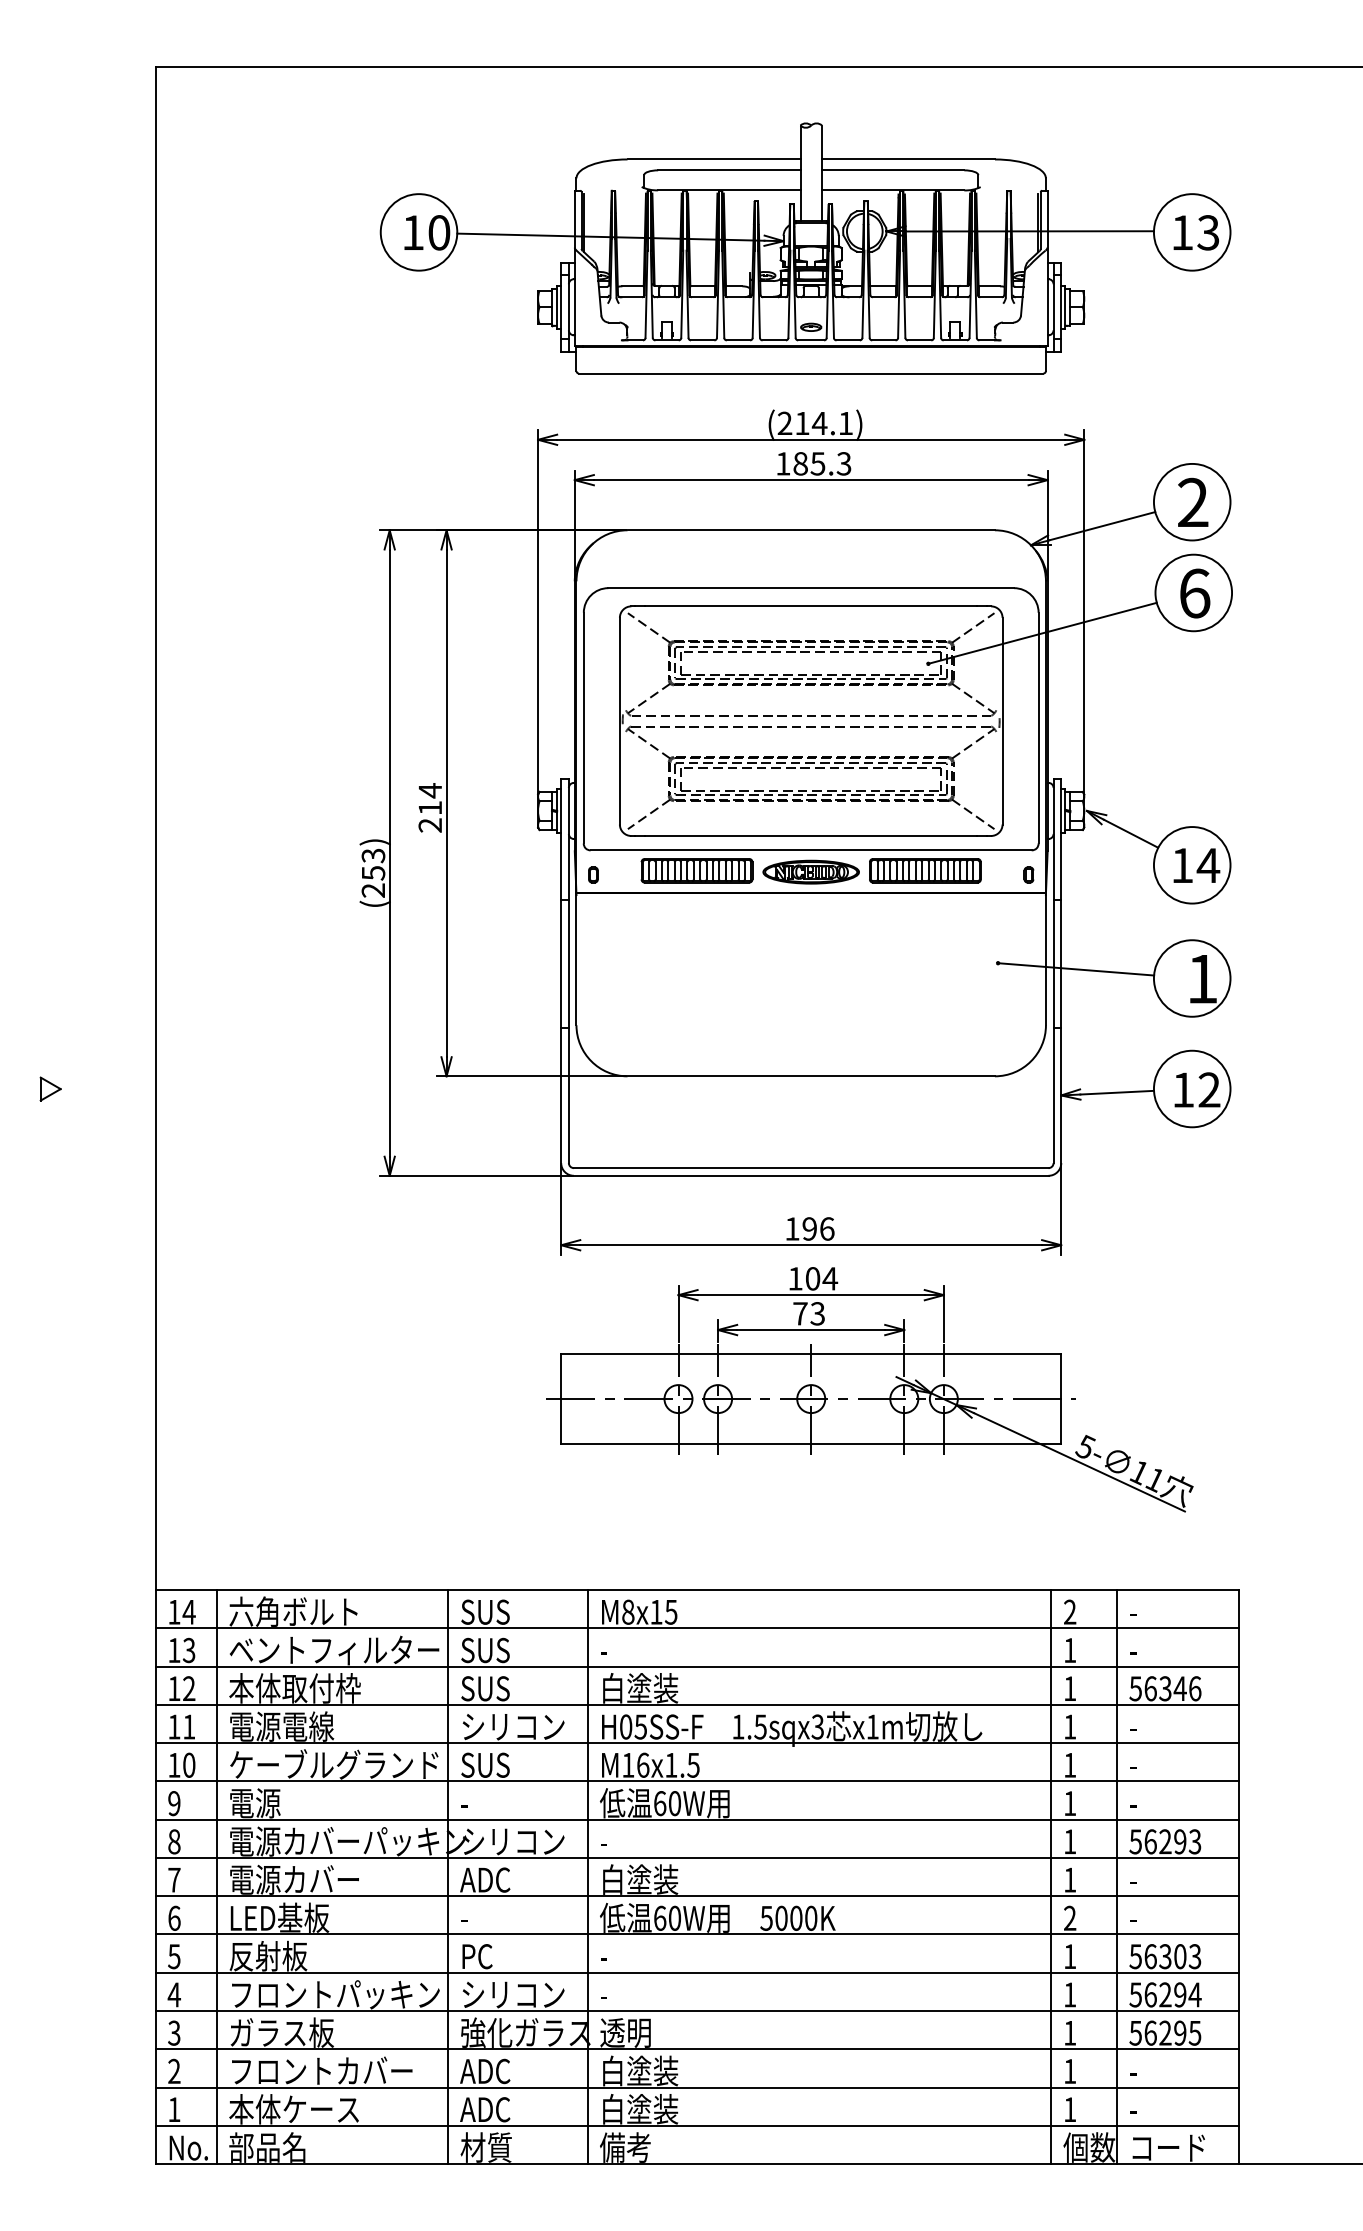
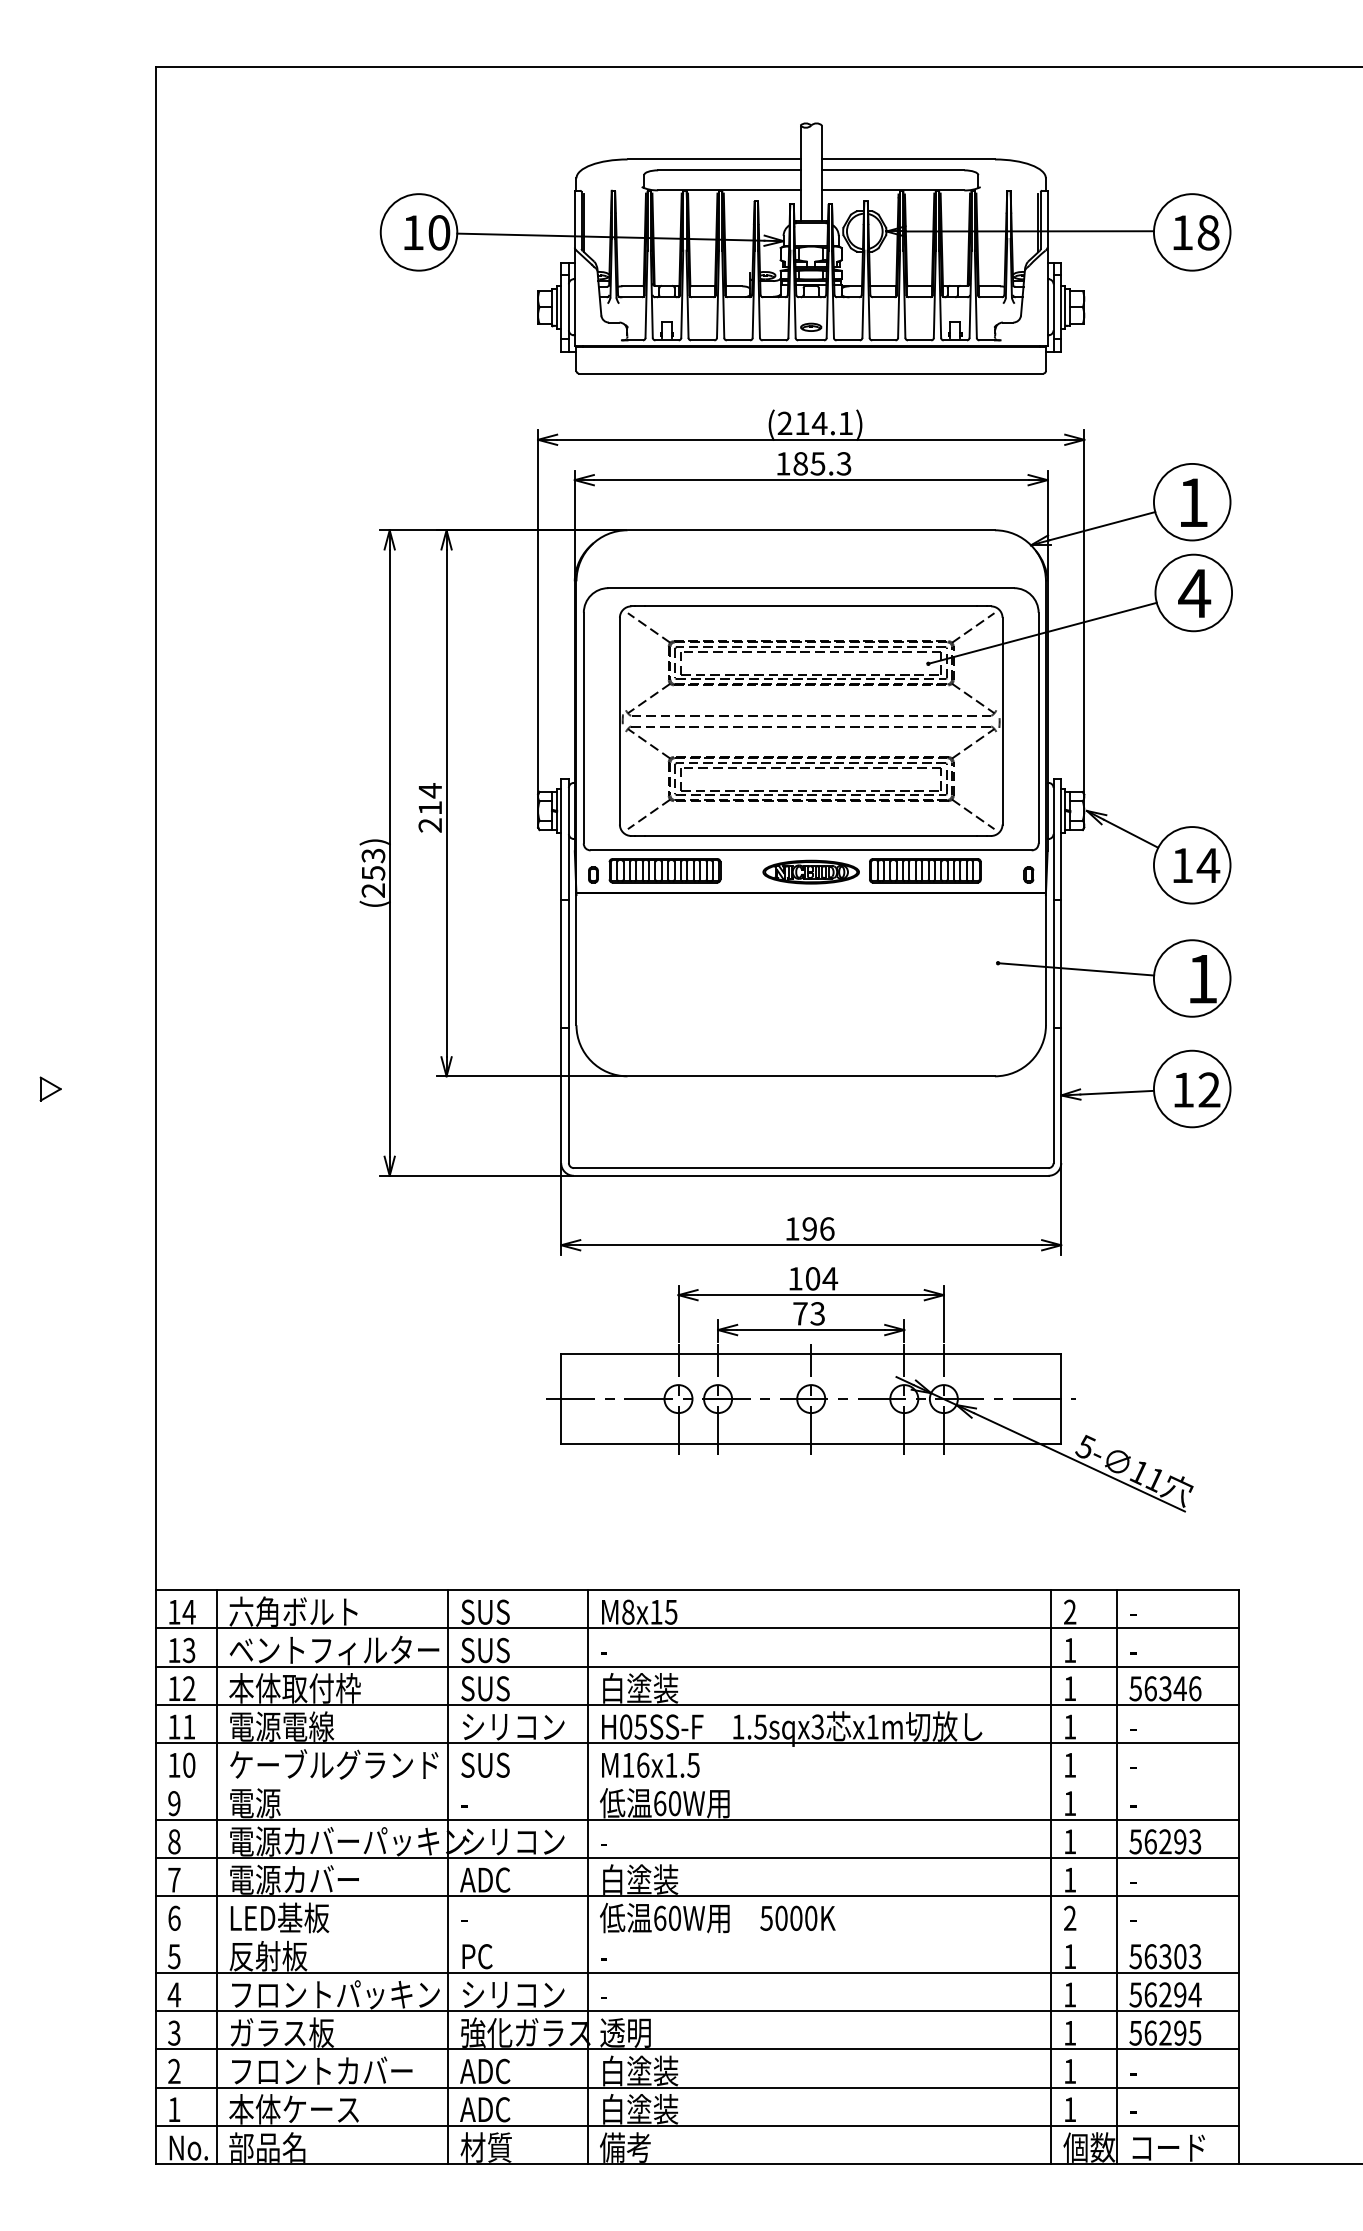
text: 13 -> 18 (1208, 232)
text: 2 -> 1 (1193, 501)
text: 6 -> 4 (1194, 593)
part position: (696, 870) -> (664, 870) (664, 870)
line: present -> none (696, 1781)
line: present -> none (696, 1934)
